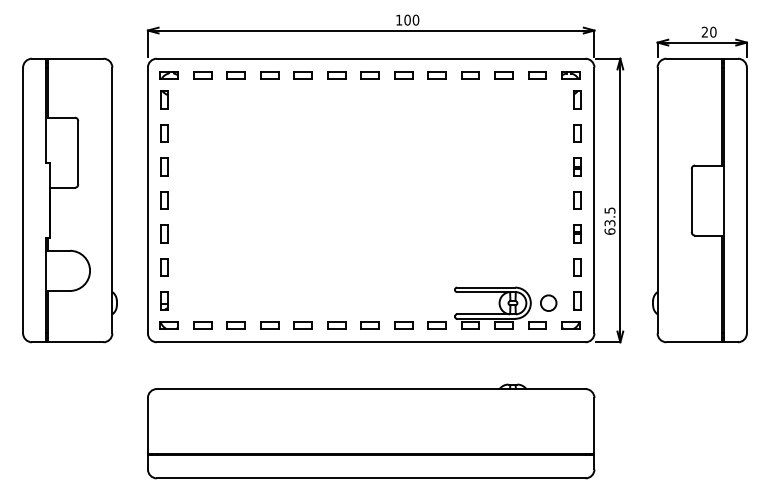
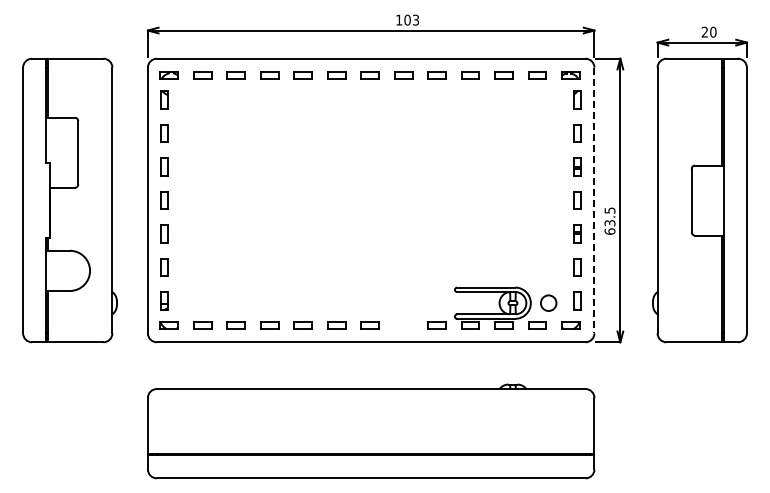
text: 100 -> 103 (415, 19)
line: solid -> dashed (594, 200)
part: present -> none (403, 325)
